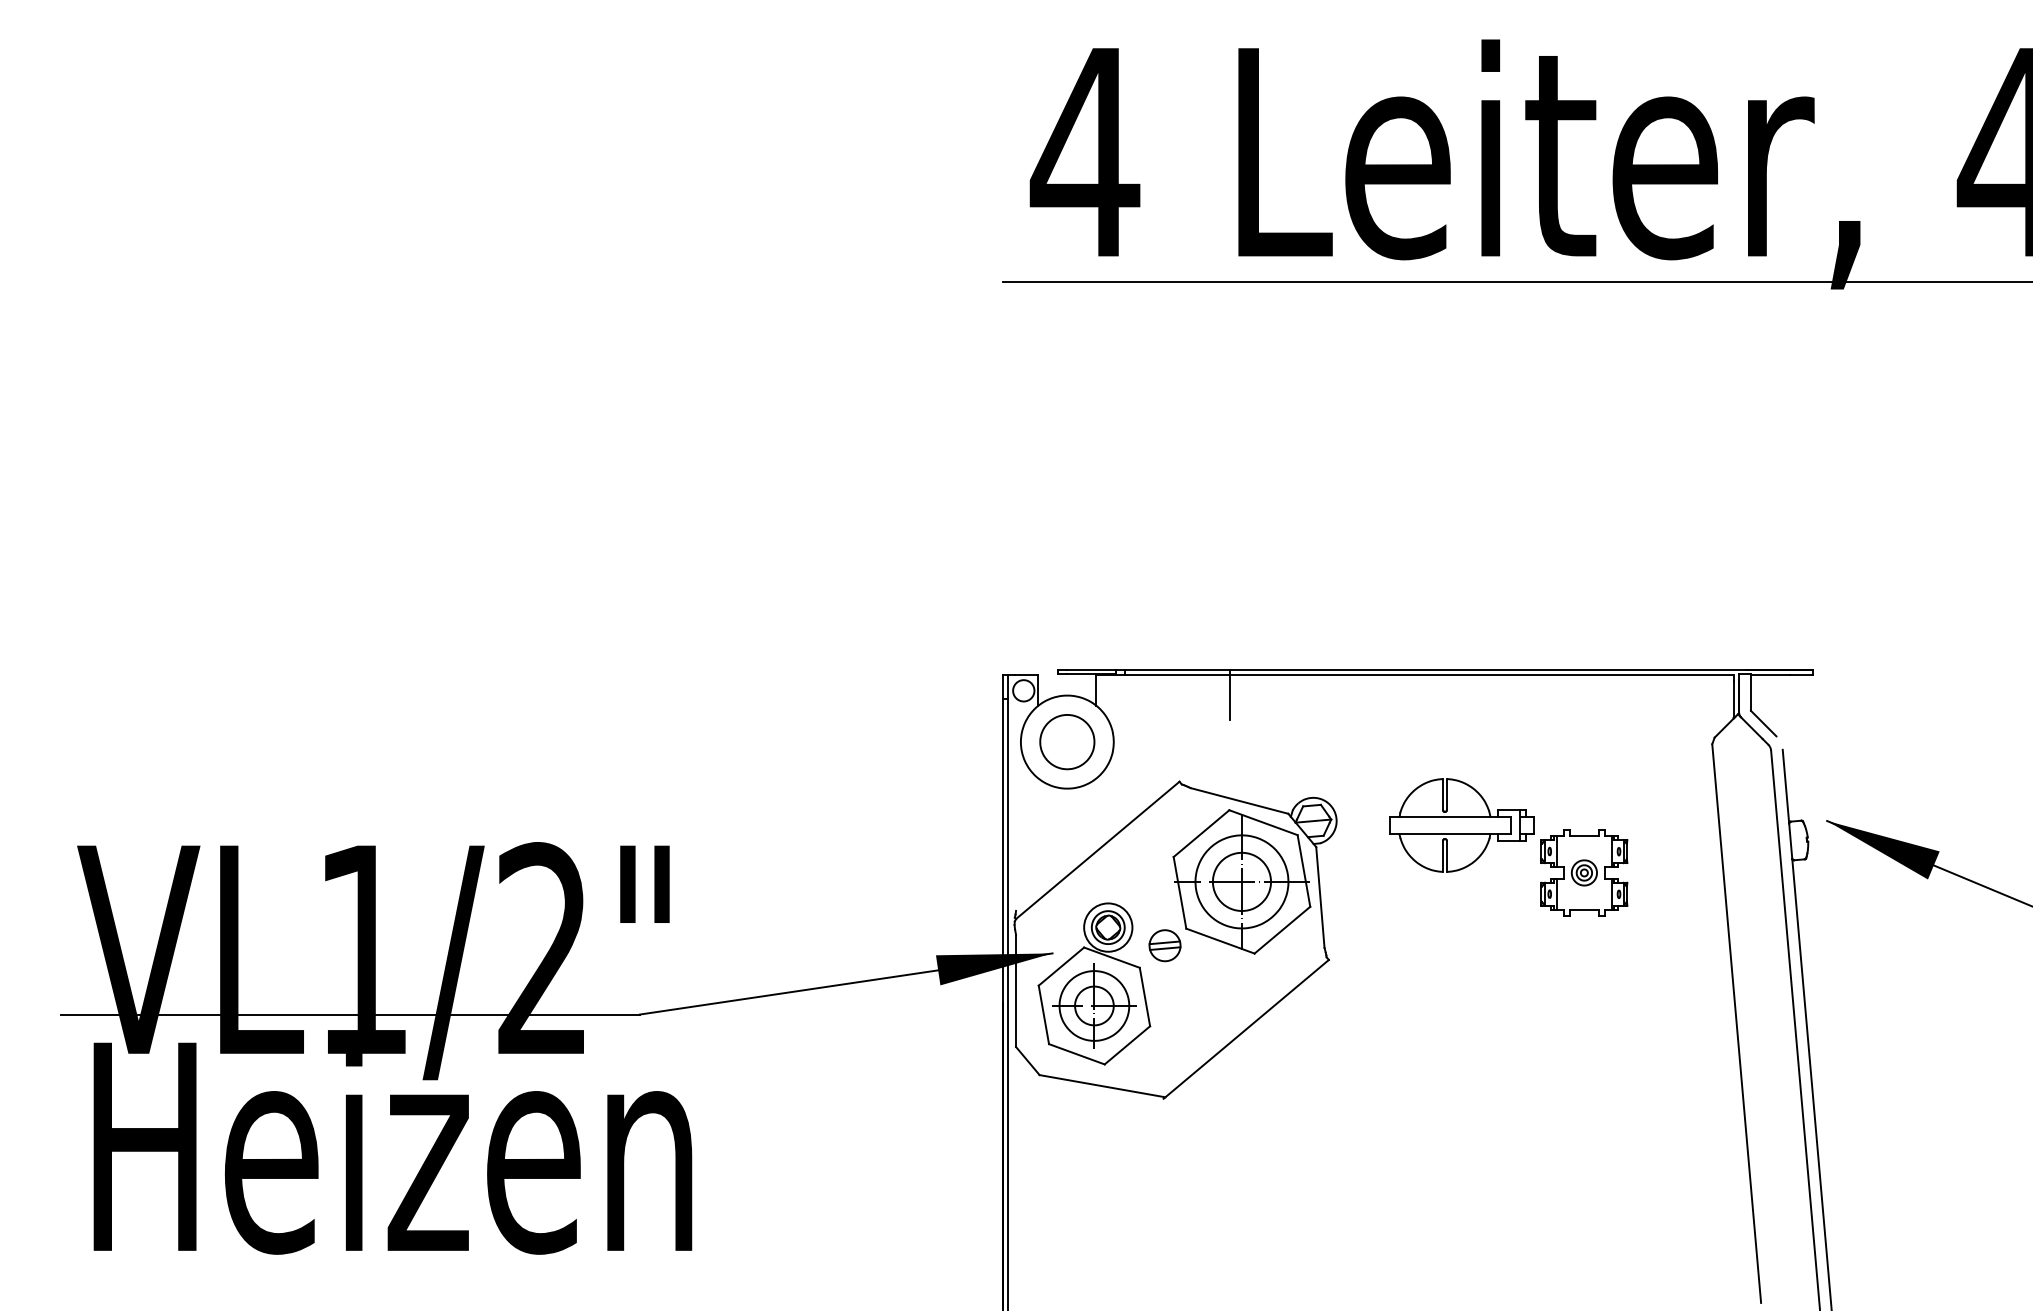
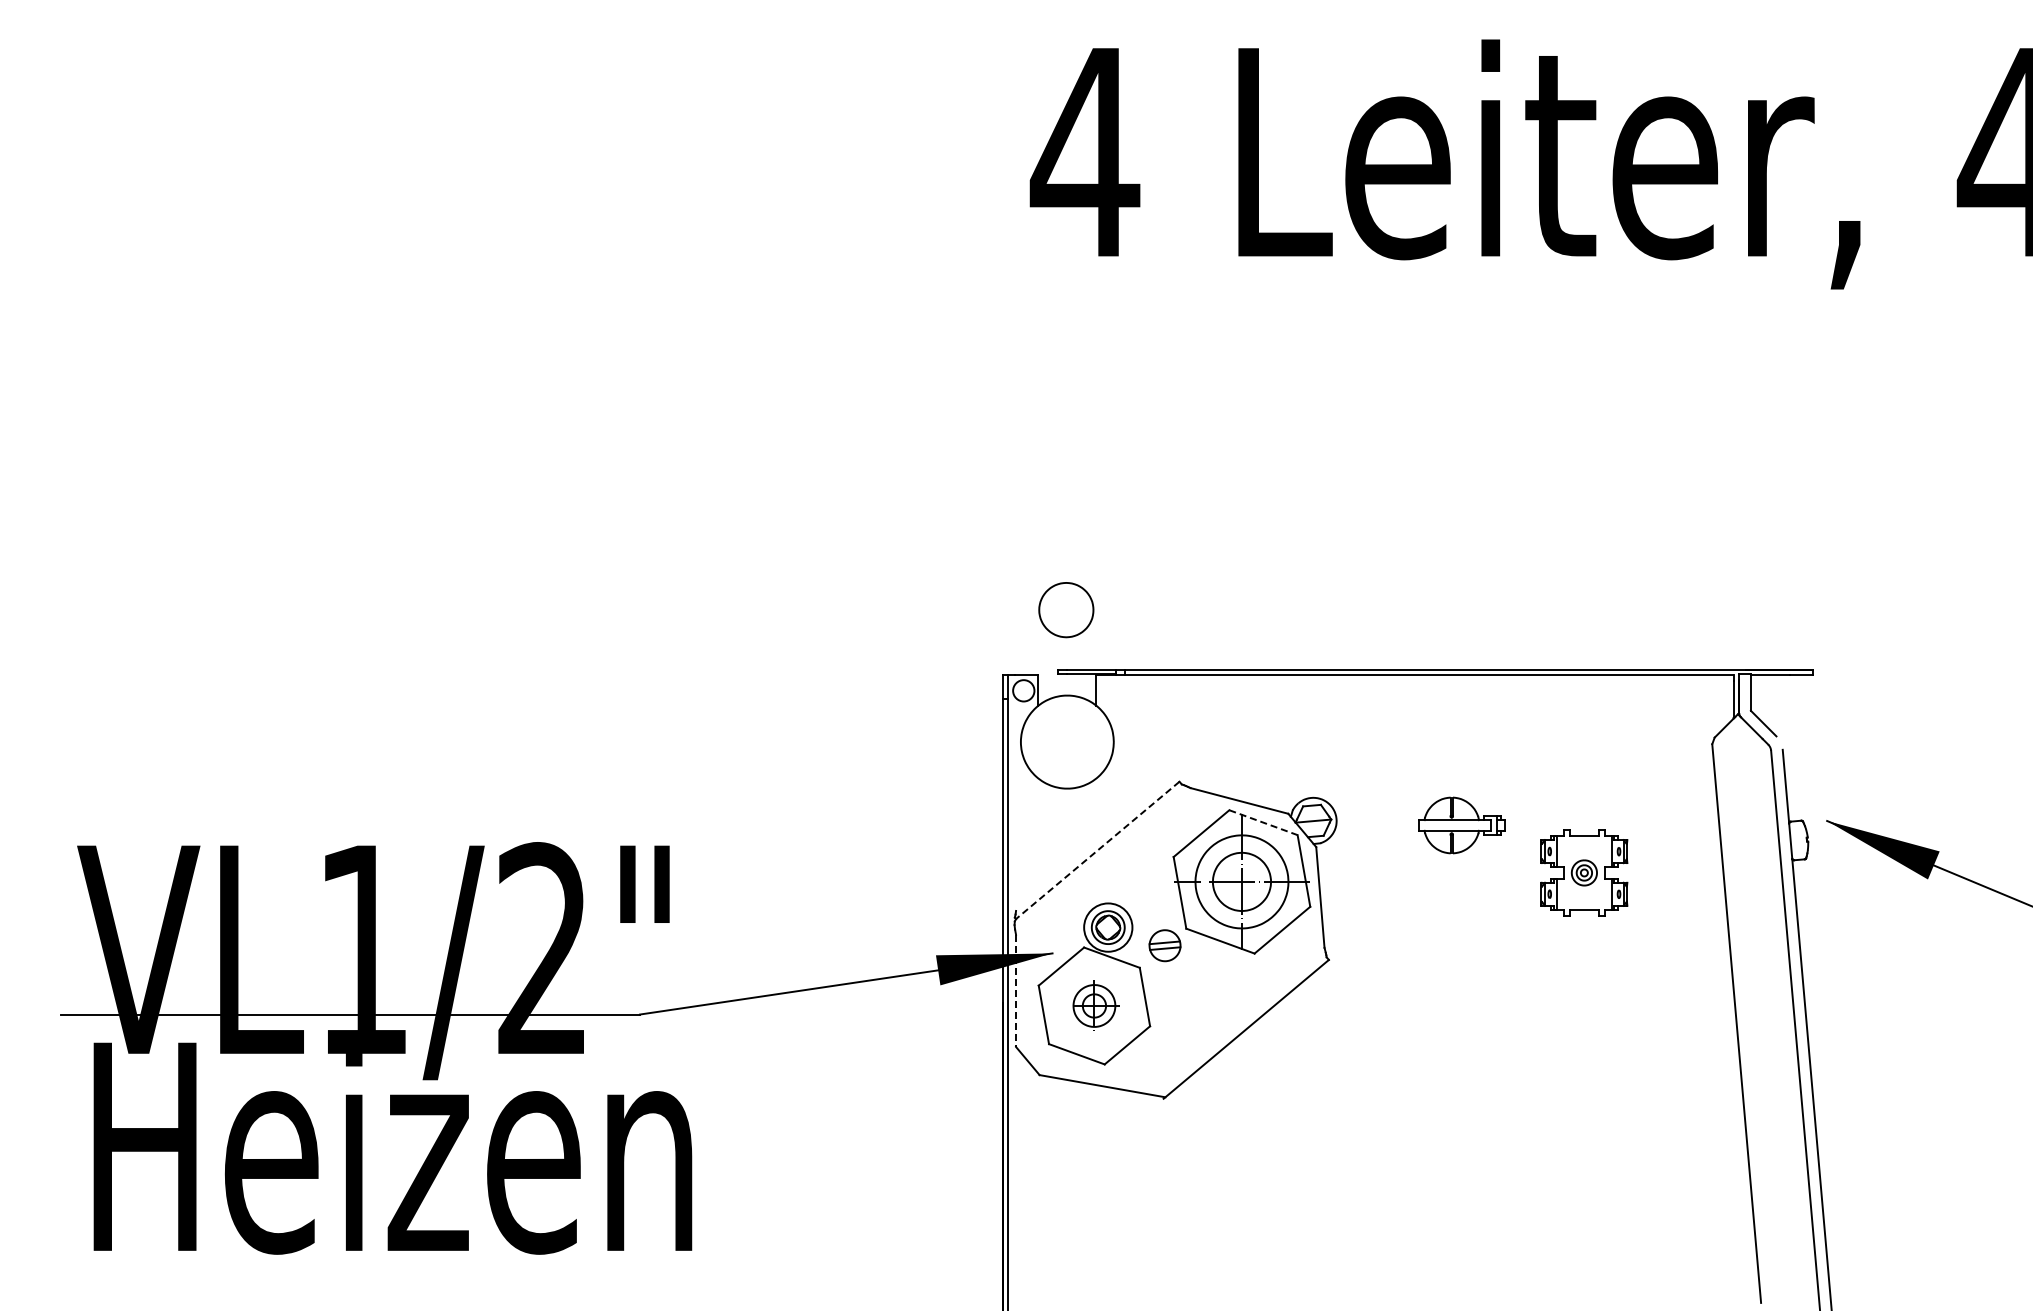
line: present -> none (1516, 282)
line: present -> none (1229, 695)
part position: (1067, 742) -> (1066, 610) (1066, 610)
line: solid -> dashed (1263, 822)
part size: 146x95 px -> 88x59 px (1461, 825)
line: solid -> dashed (1097, 850)
line: solid -> dashed (1016, 991)
part size: 85x86 px -> 48x51 px (1095, 1005)
